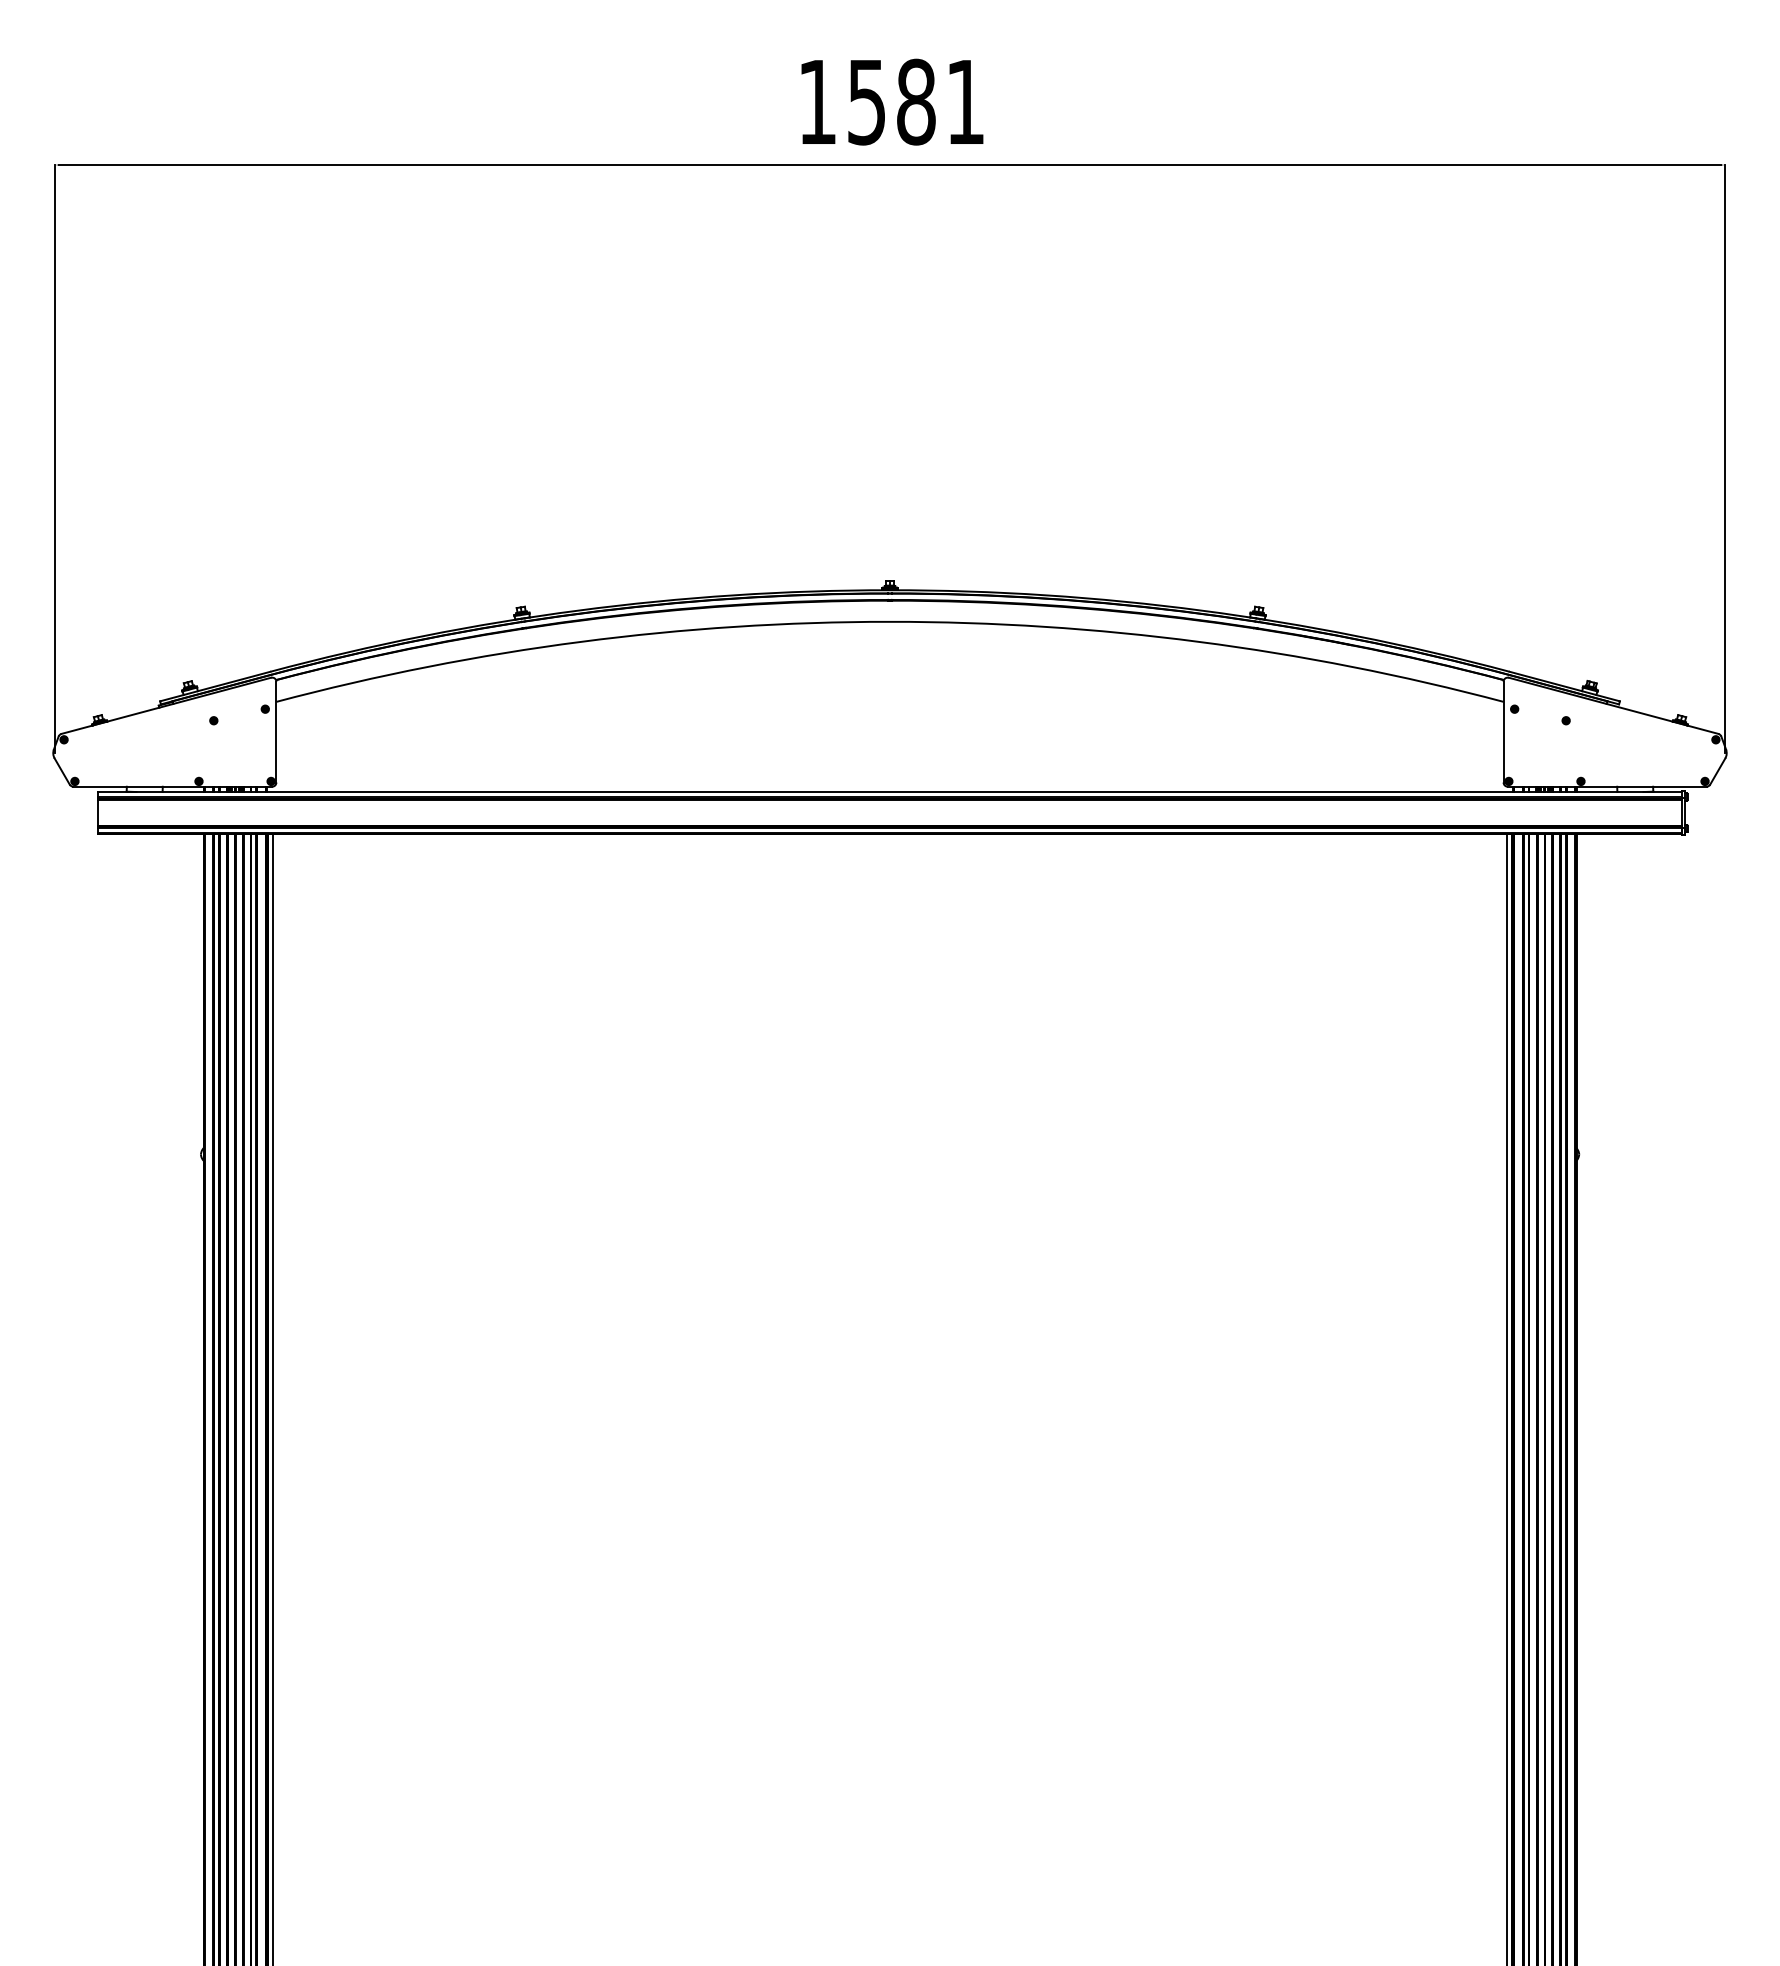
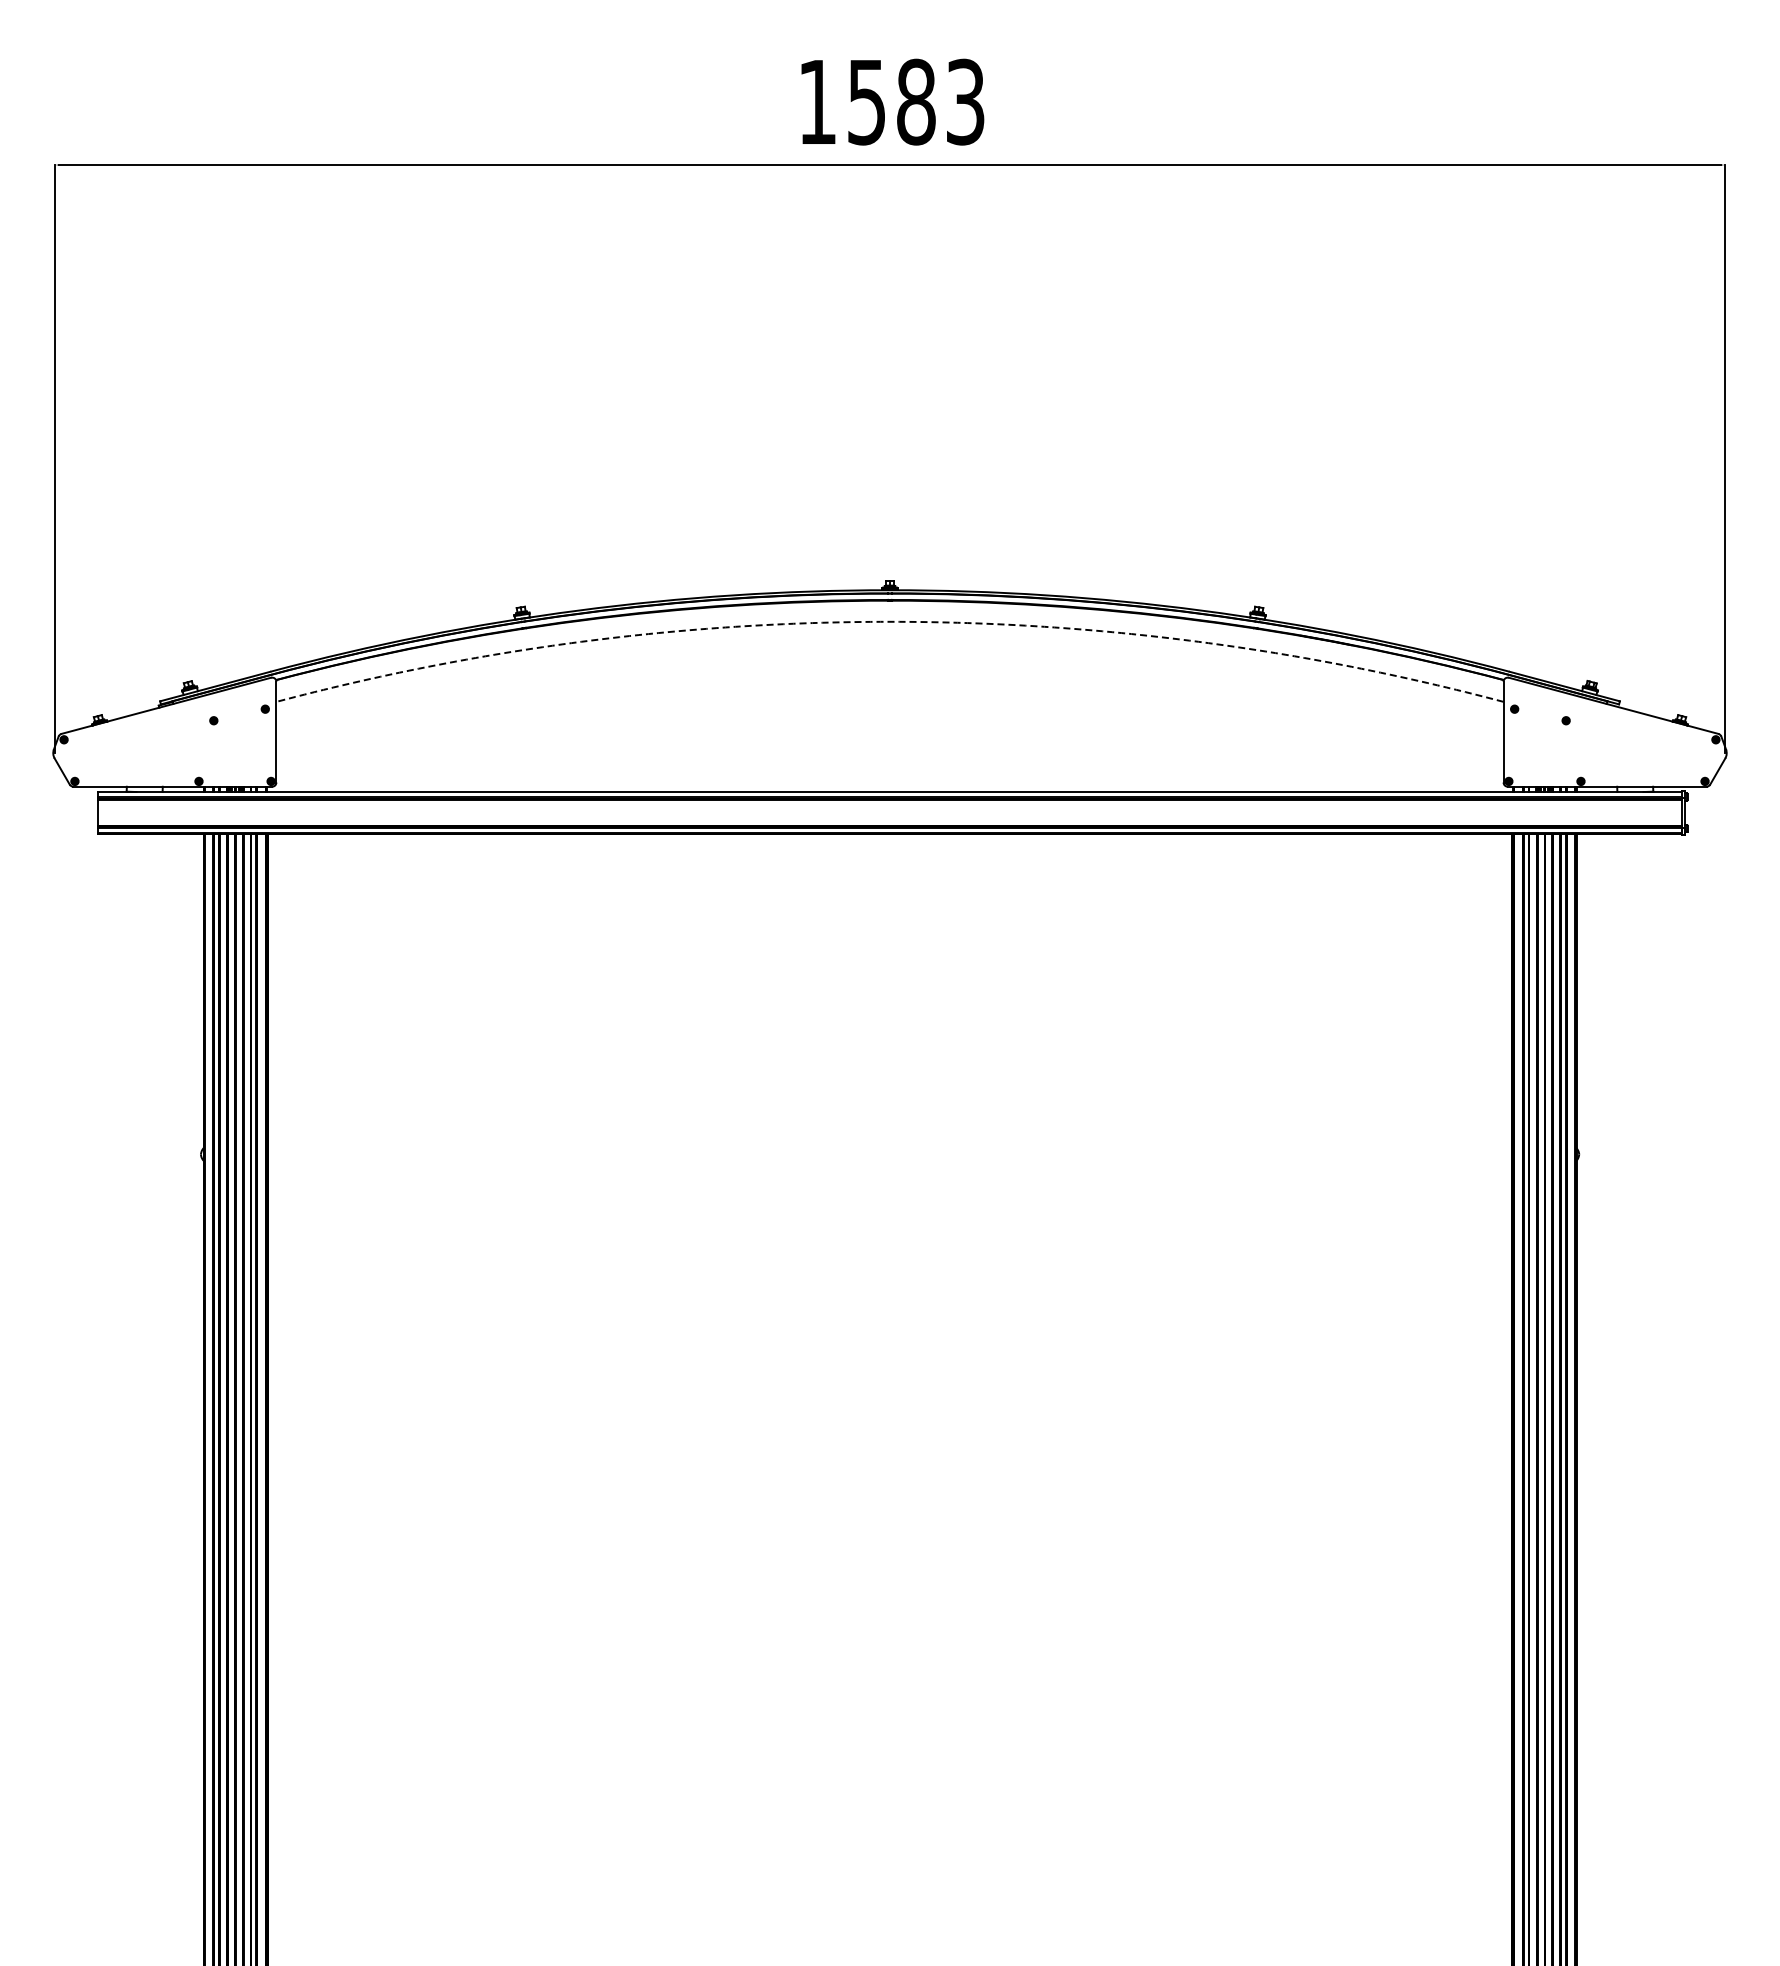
text: 1581 -> 1583 (965, 101)
arc: solid -> dashed (890, 621)
line: present -> none (273, 1398)
line: present -> none (1506, 1398)
